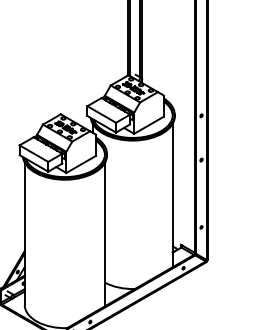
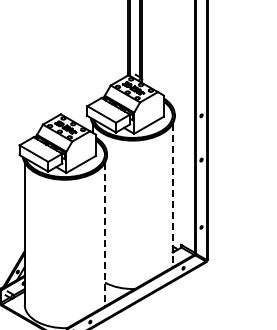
line: solid -> dashed (172, 195)
line: solid -> dashed (105, 234)
